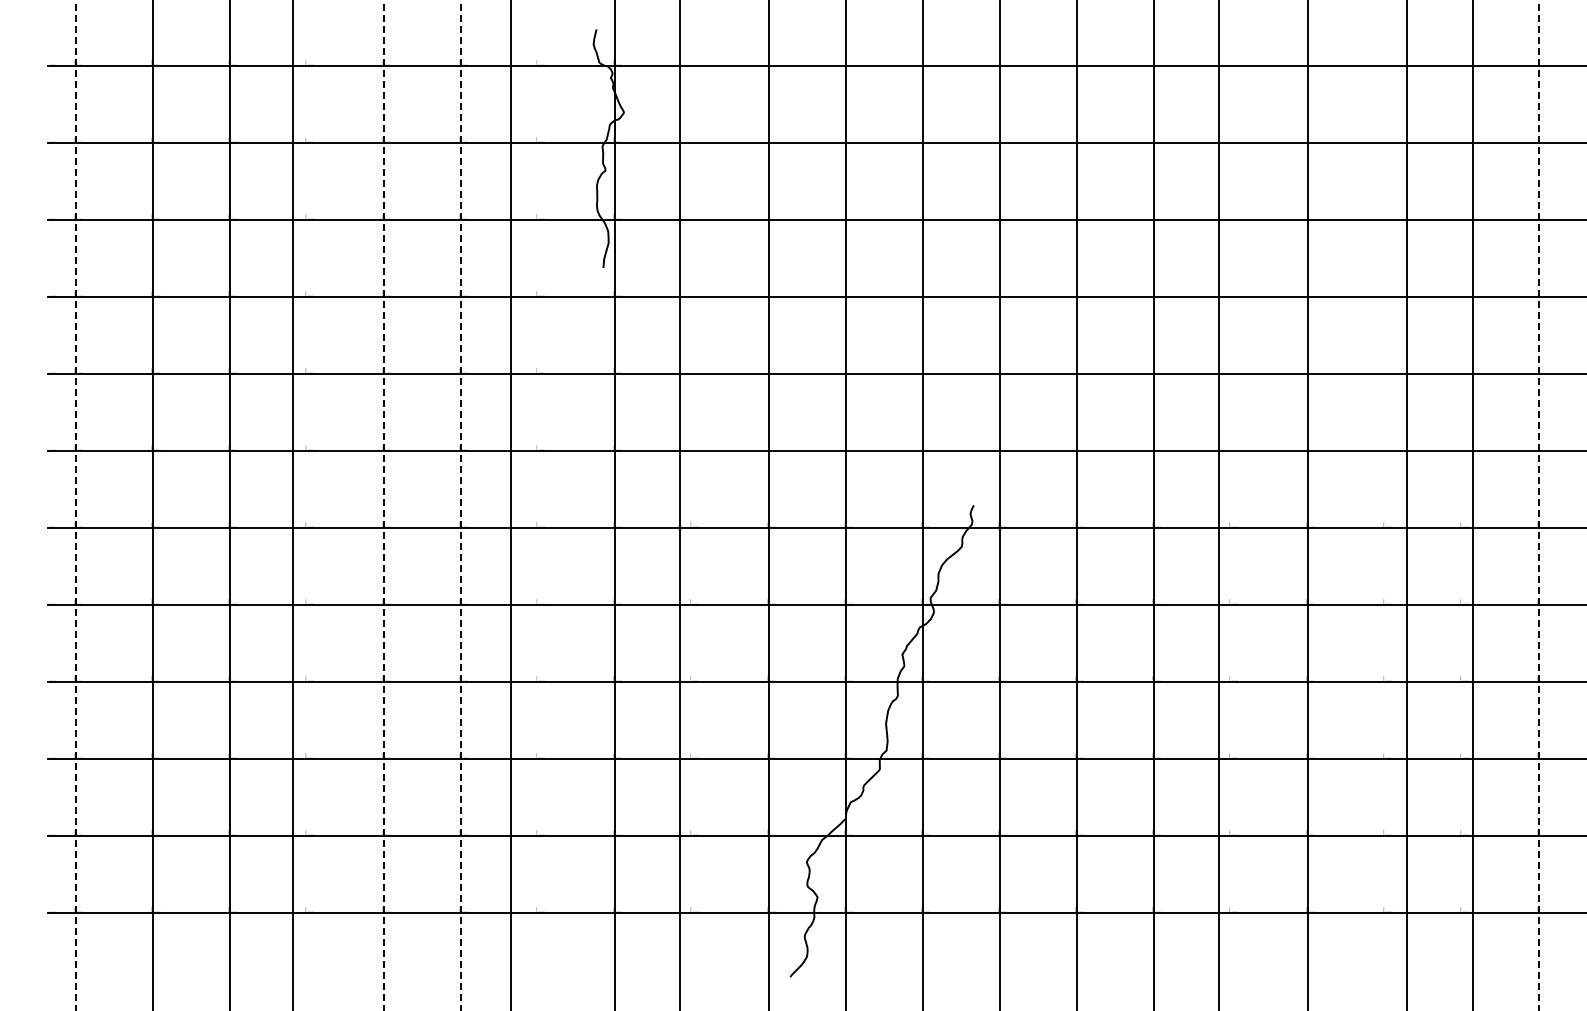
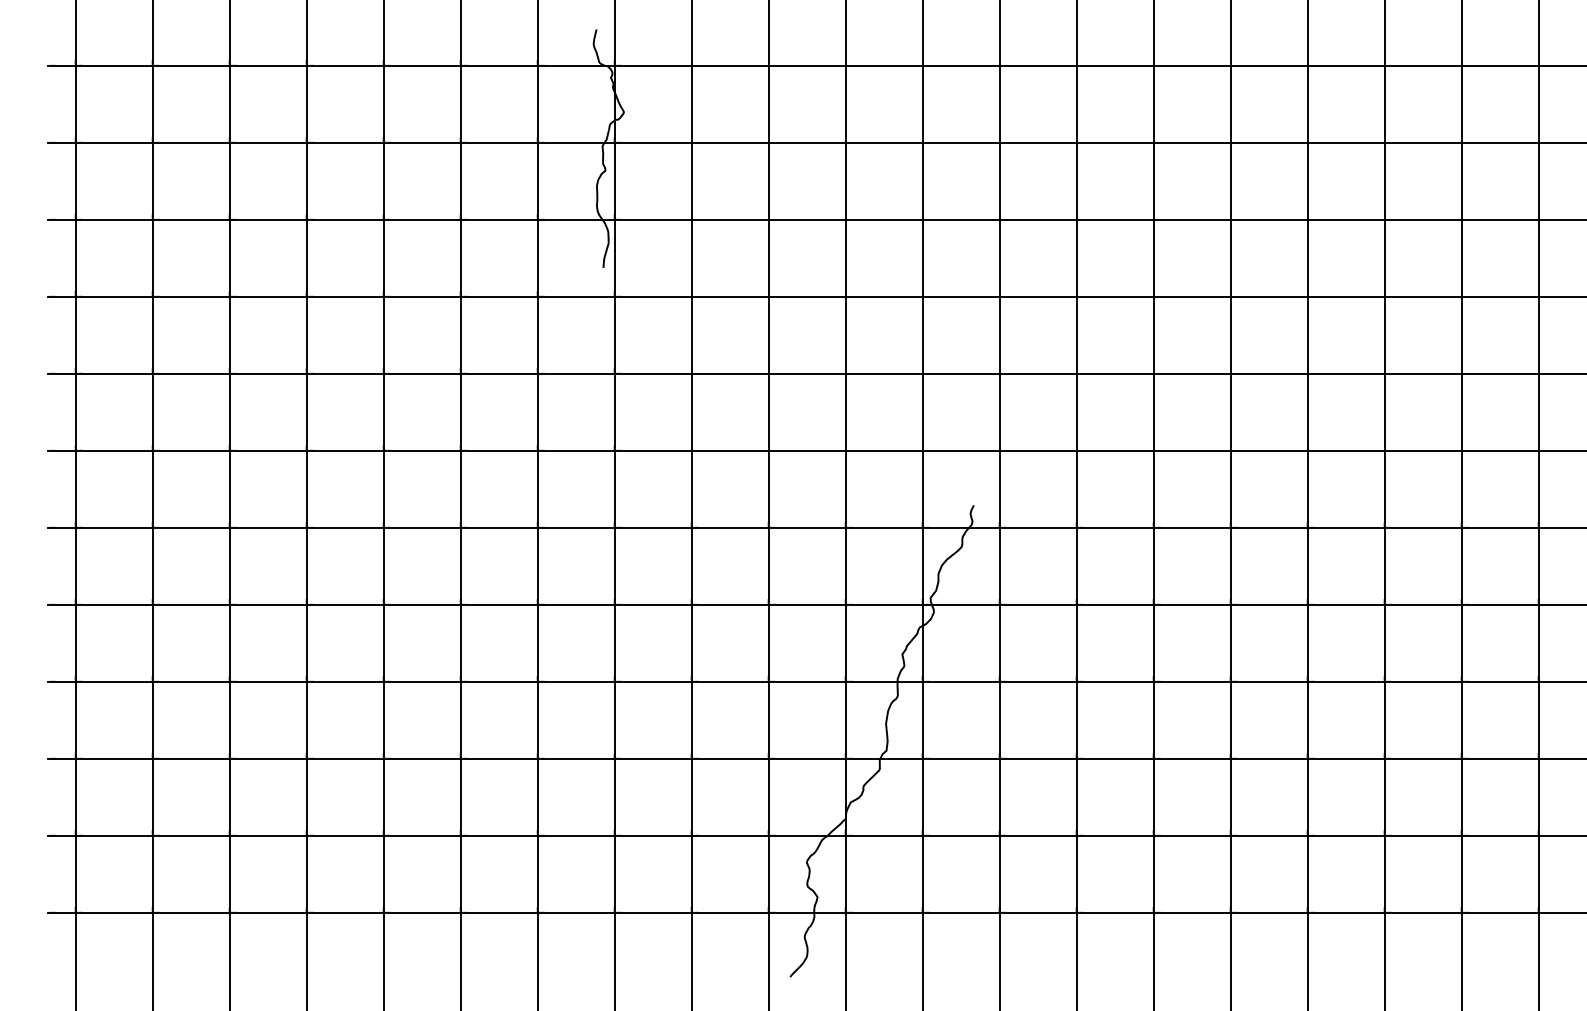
line position: (293, 504) -> (307, 504) (307, 504)
line position: (511, 504) -> (538, 504) (538, 504)
line position: (680, 504) -> (692, 504) (692, 504)
line position: (1218, 504) -> (1230, 504) (1230, 504)
line position: (1406, 504) -> (1384, 504) (1384, 504)
line position: (1472, 504) -> (1461, 504) (1461, 504)
line: dashed -> solid (76, 505)
line: dashed -> solid (384, 505)
line: dashed -> solid (461, 505)
line: dashed -> solid (1538, 505)
